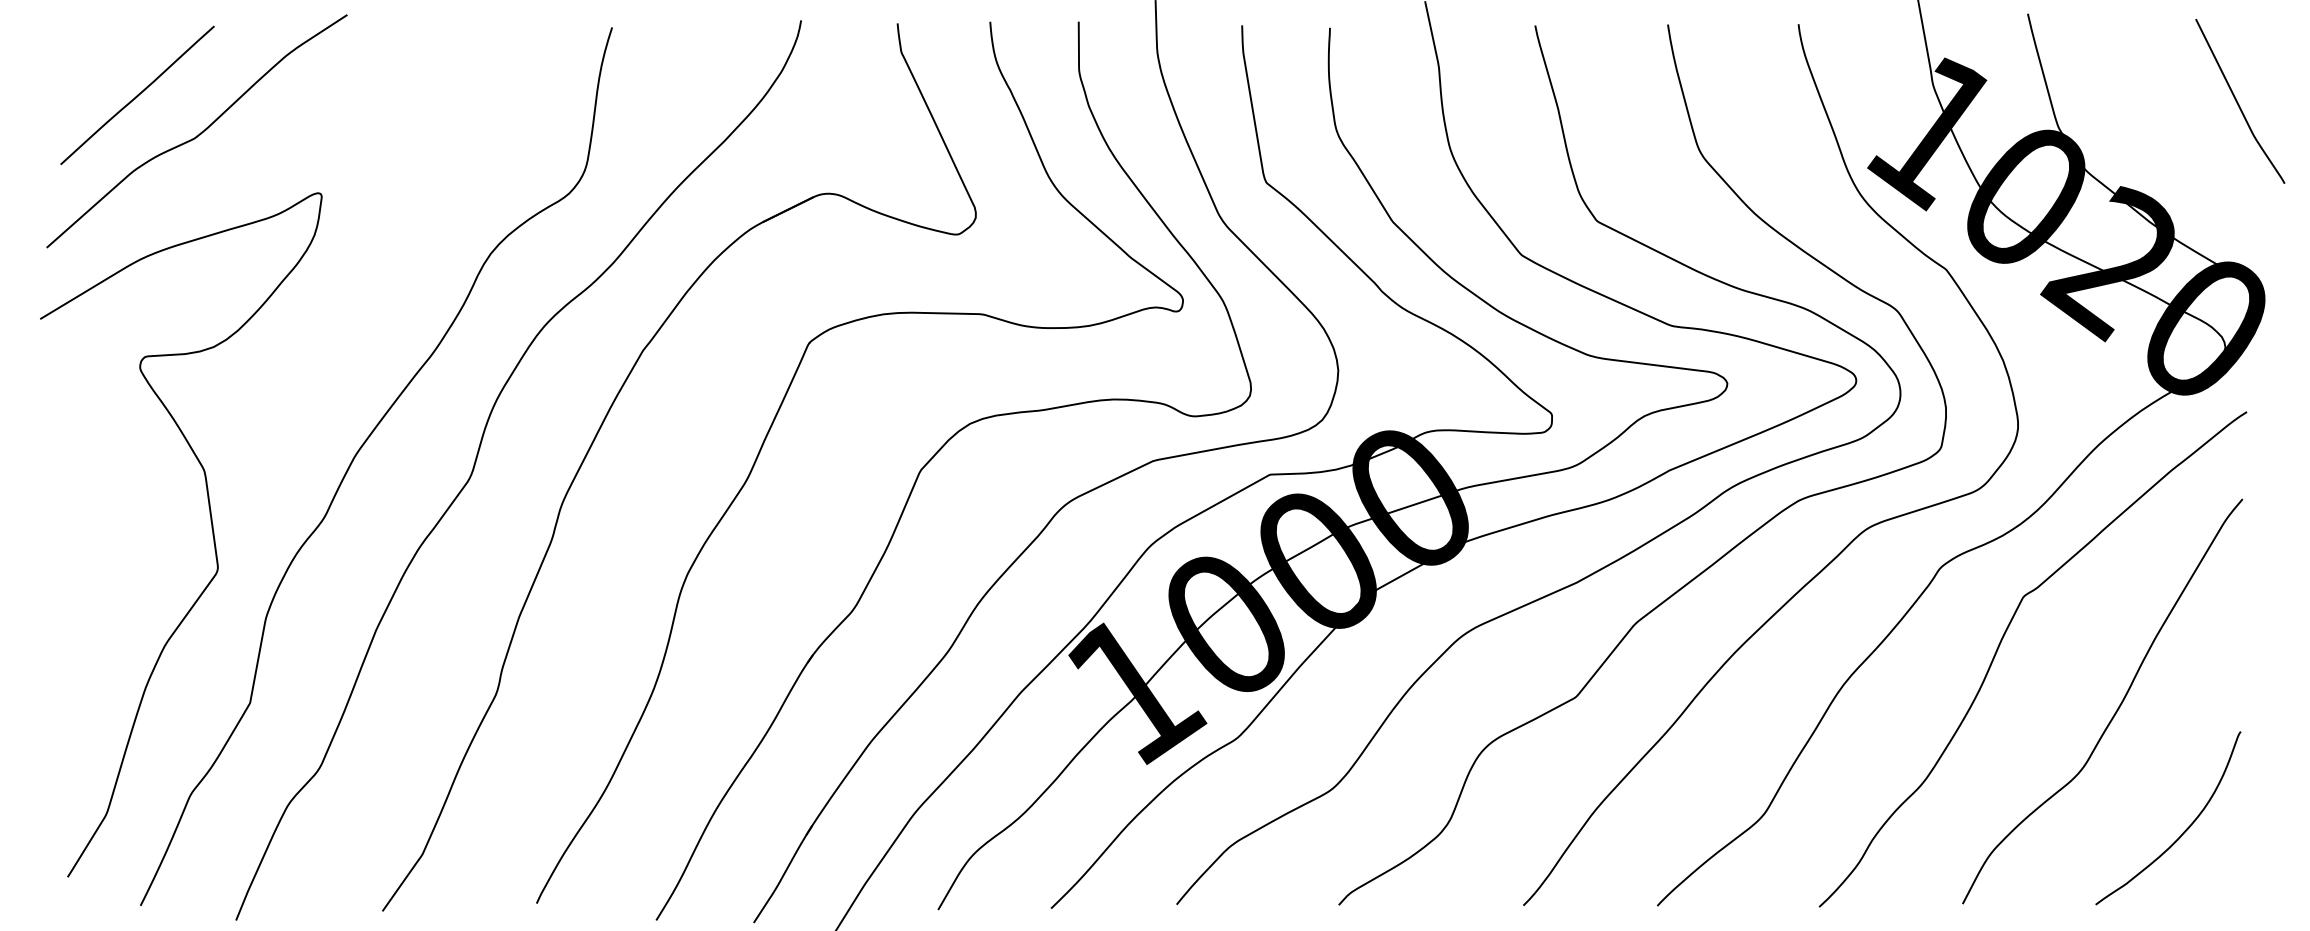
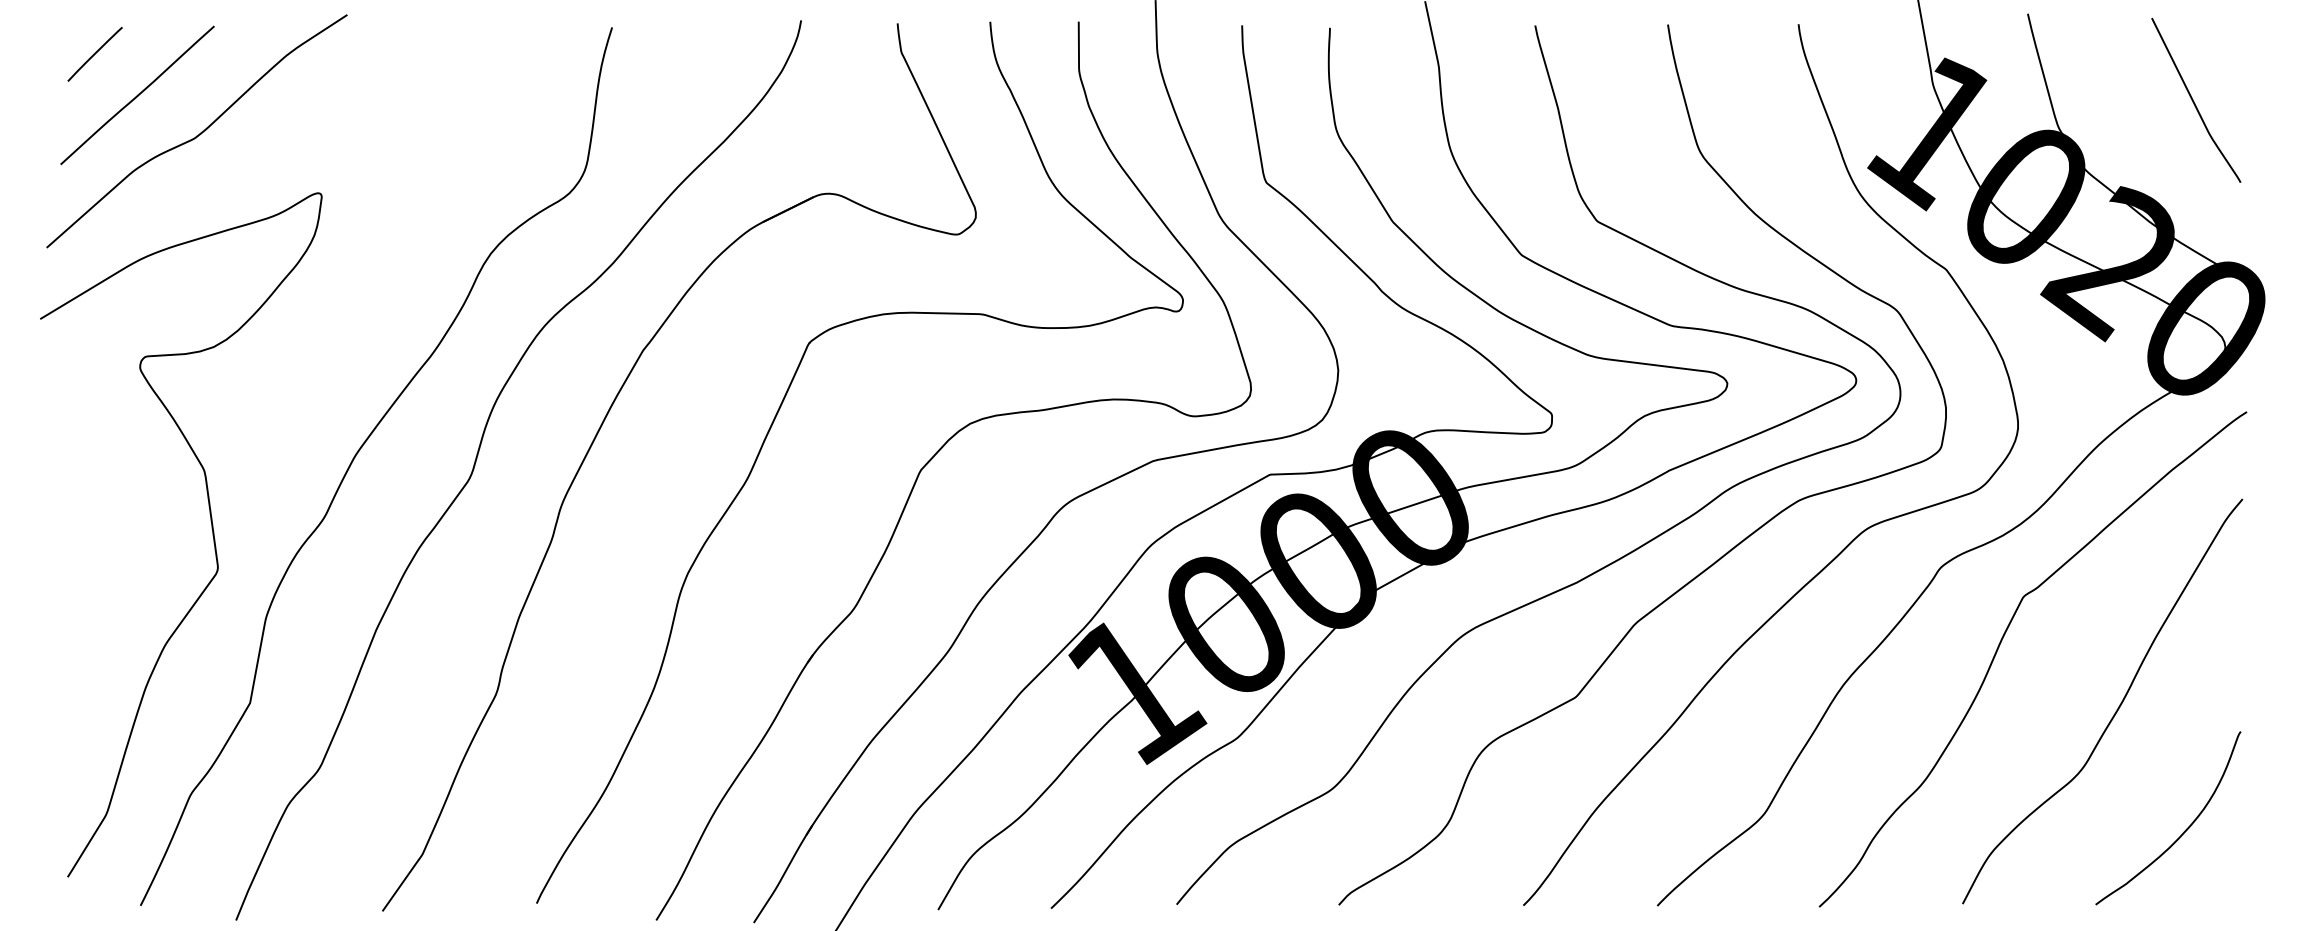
line: none -> present (94, 53)
curve position: (2238, 102) -> (2194, 101) (2194, 101)
